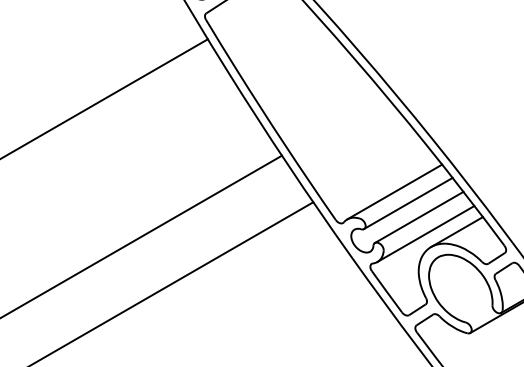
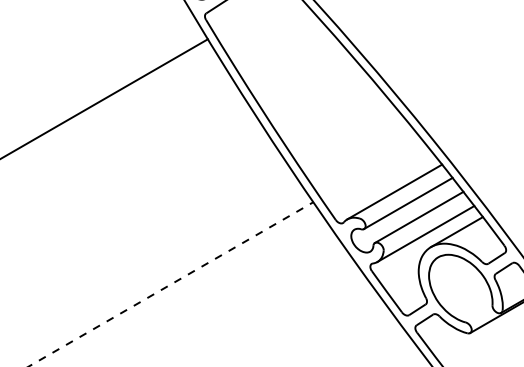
line: present -> none (141, 235)
line: solid -> dashed (171, 284)
